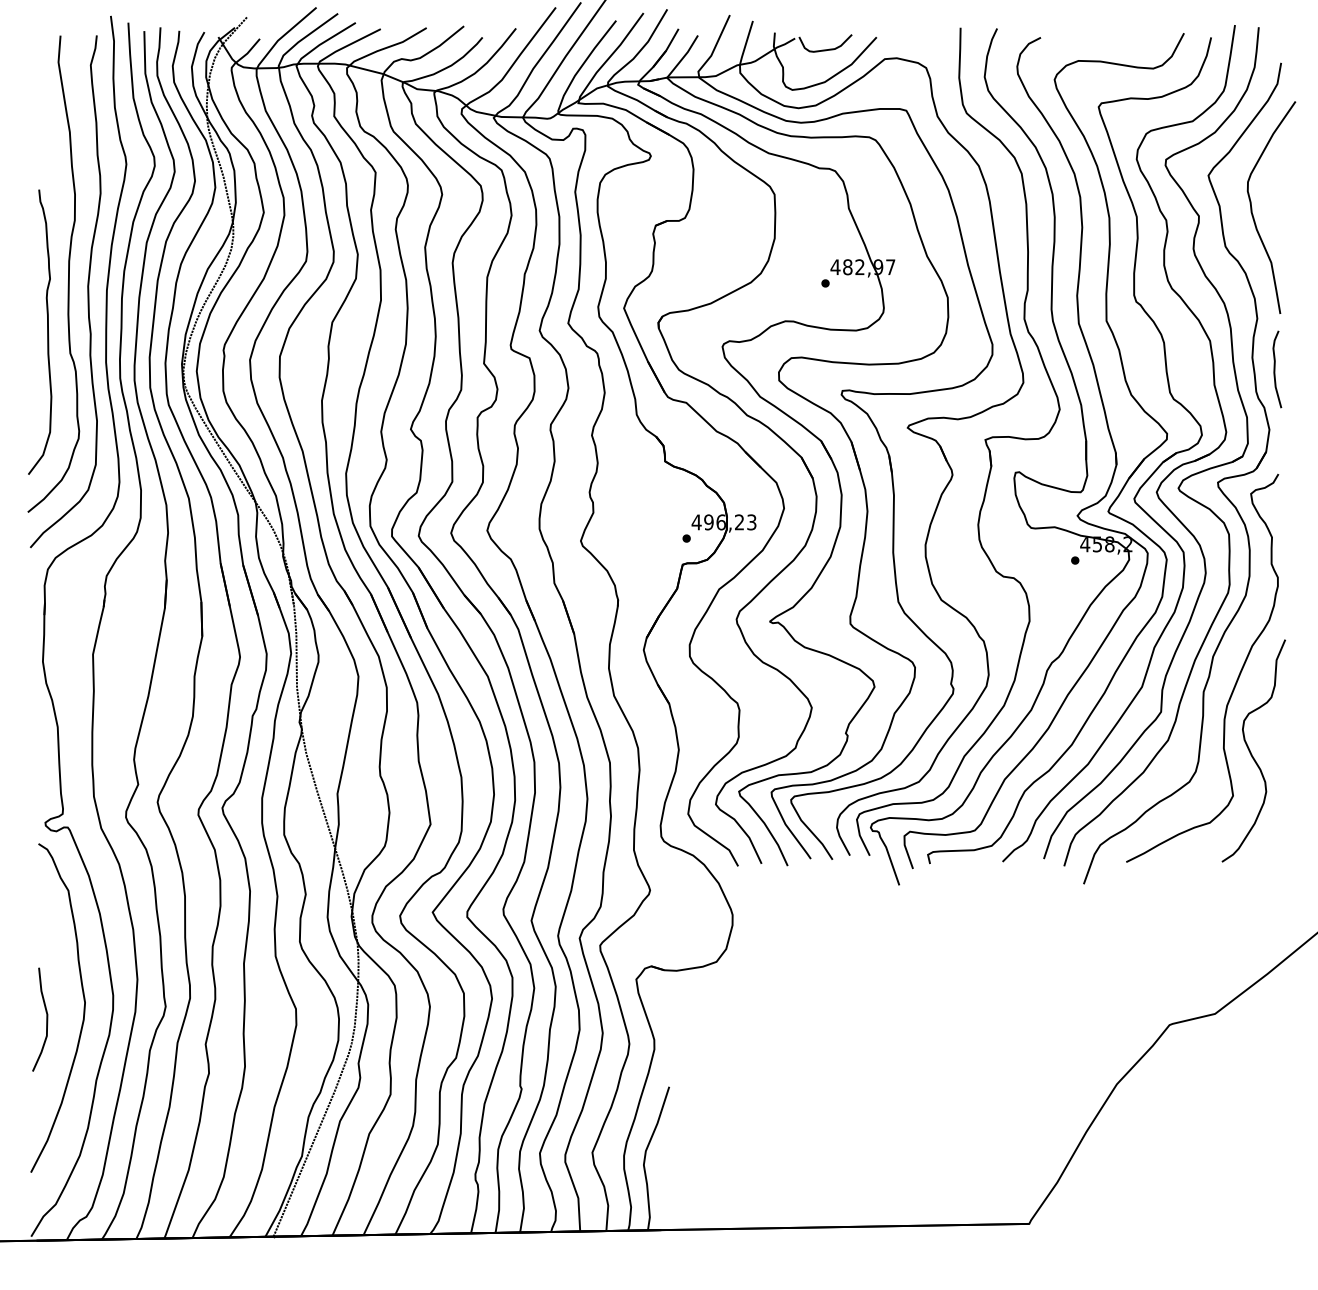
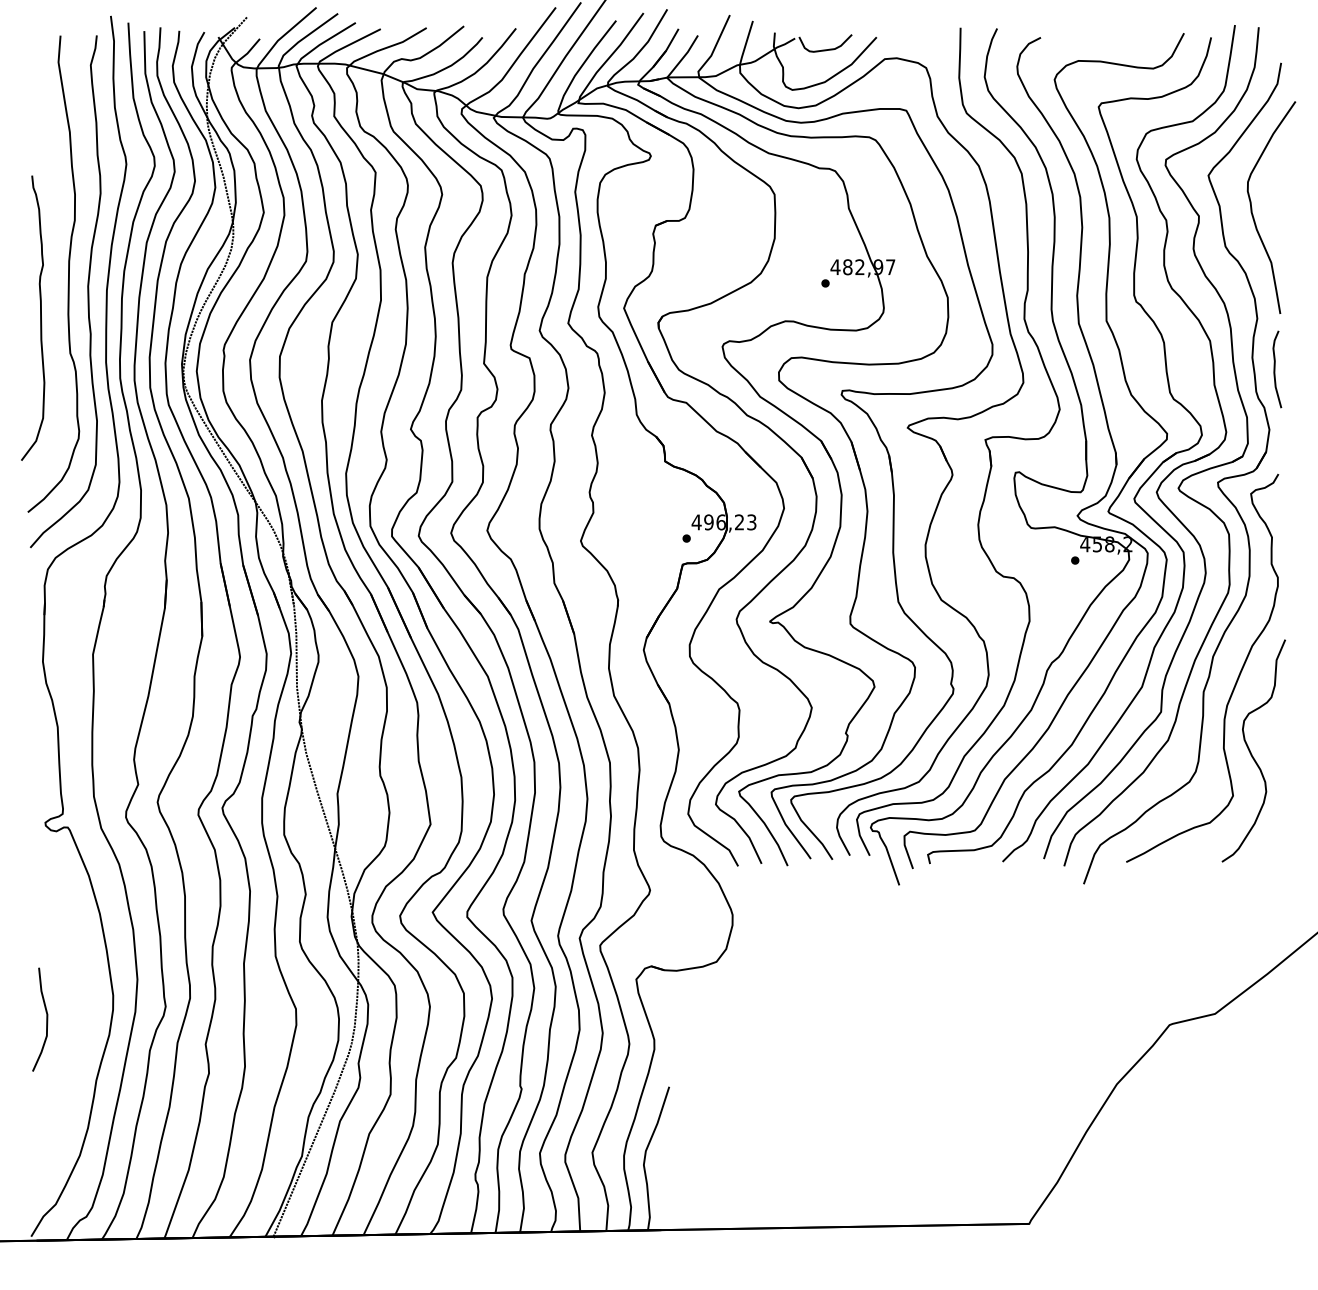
part position: (47, 331) -> (40, 317) (40, 317)
part: present -> none (83, 1007)
